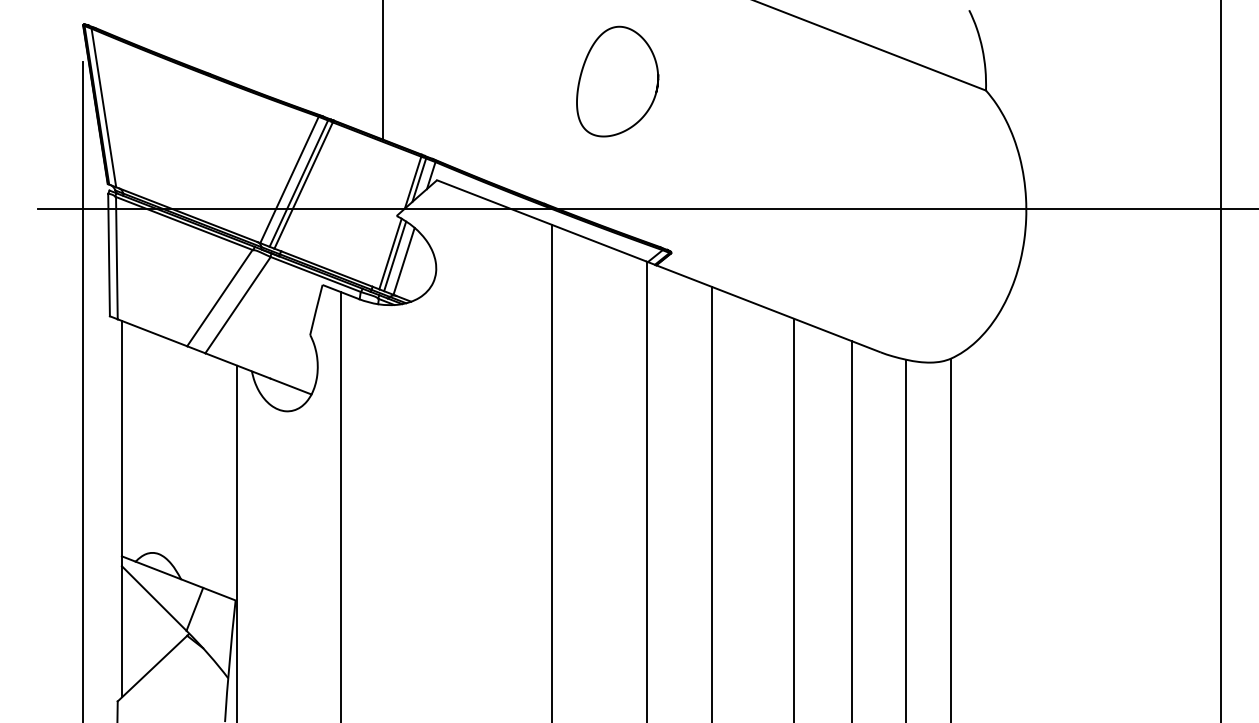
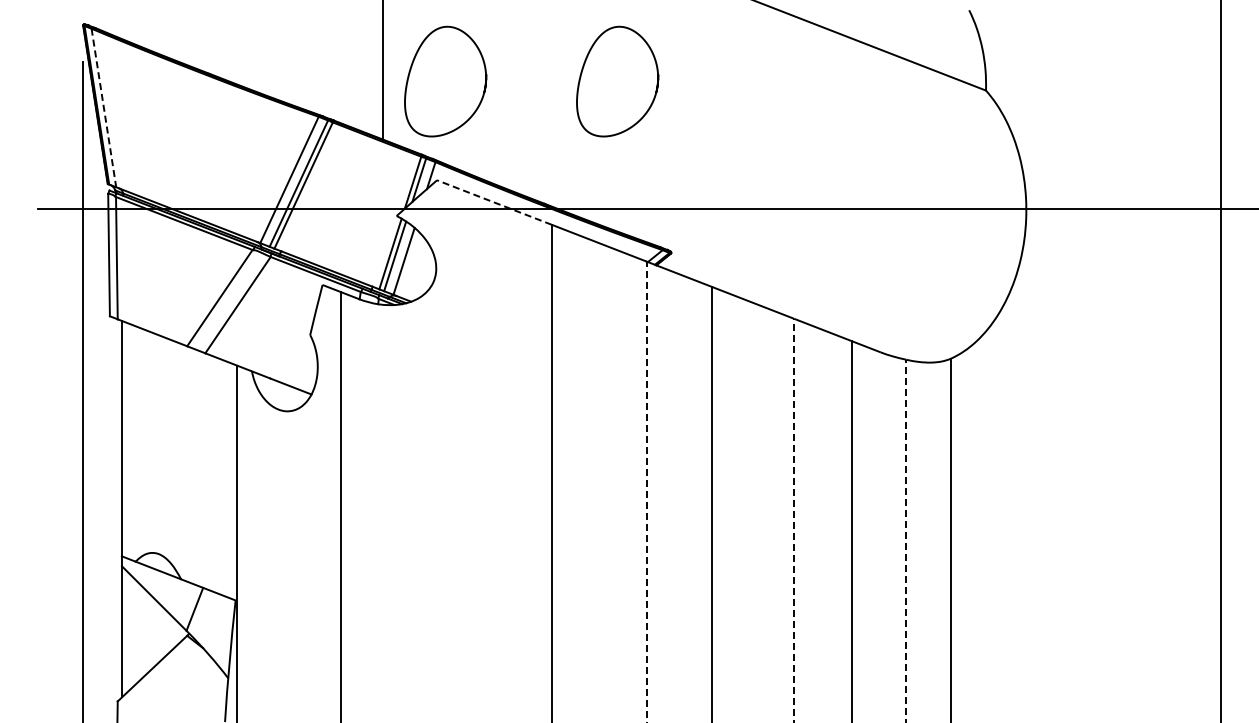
curve: none -> present (411, 70)
line: solid -> dashed (104, 108)
line: solid -> dashed (494, 202)
line: solid -> dashed (646, 491)
line: solid -> dashed (794, 520)
line: solid -> dashed (906, 540)
